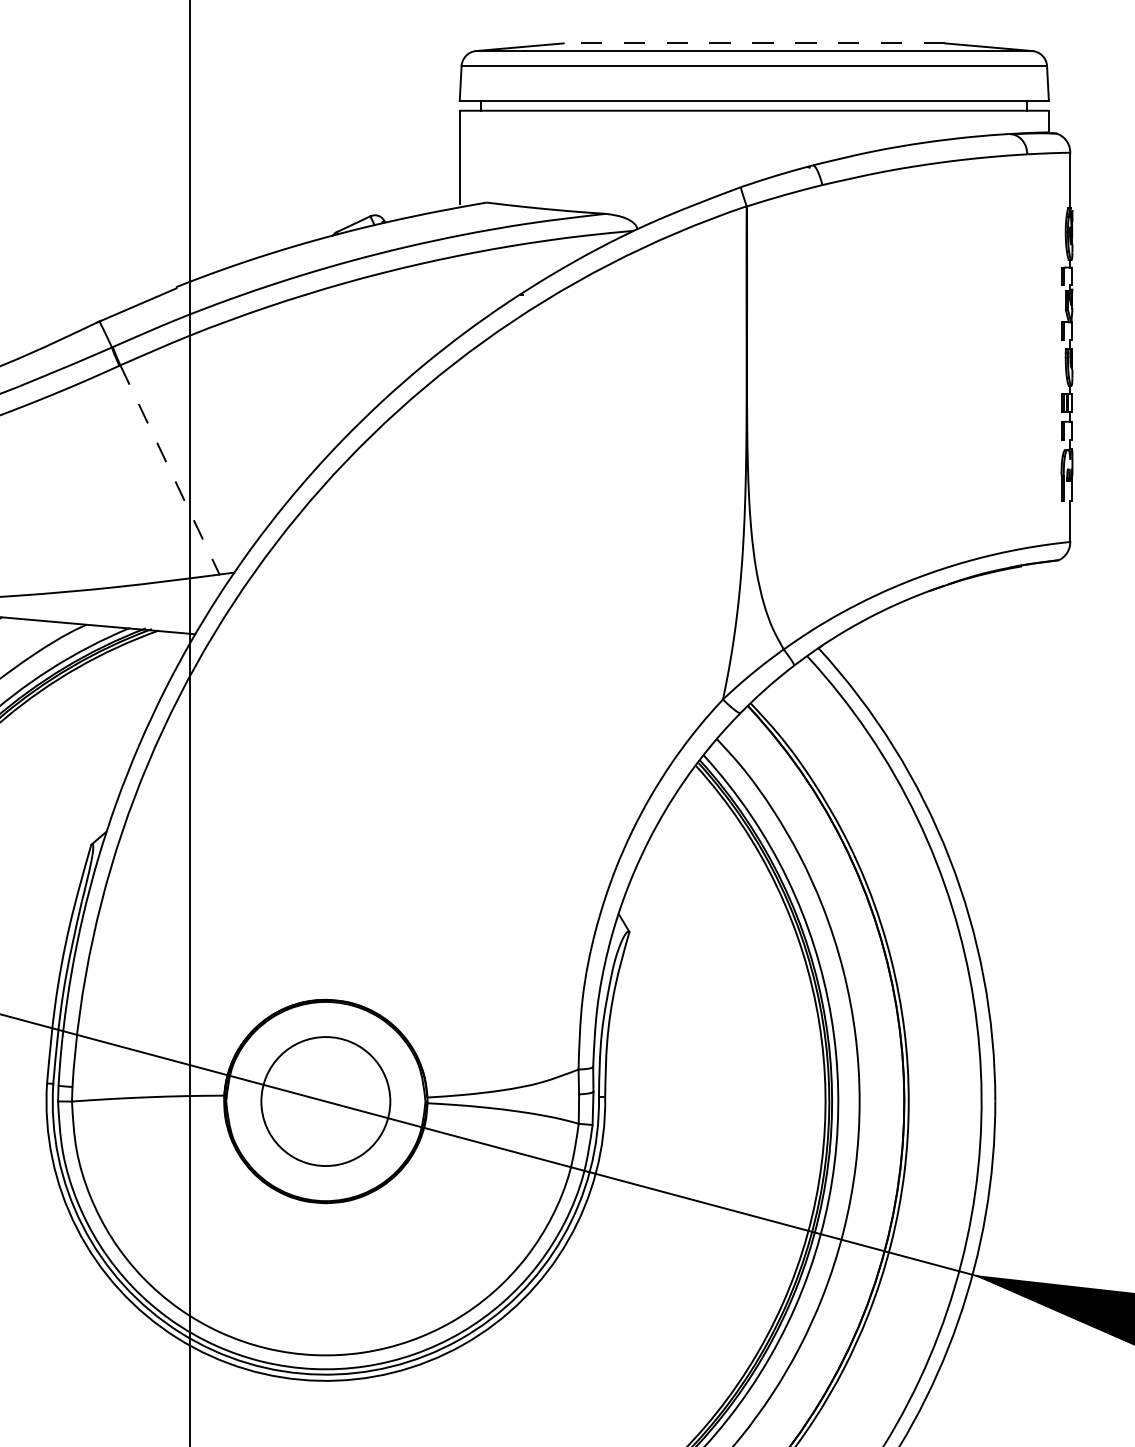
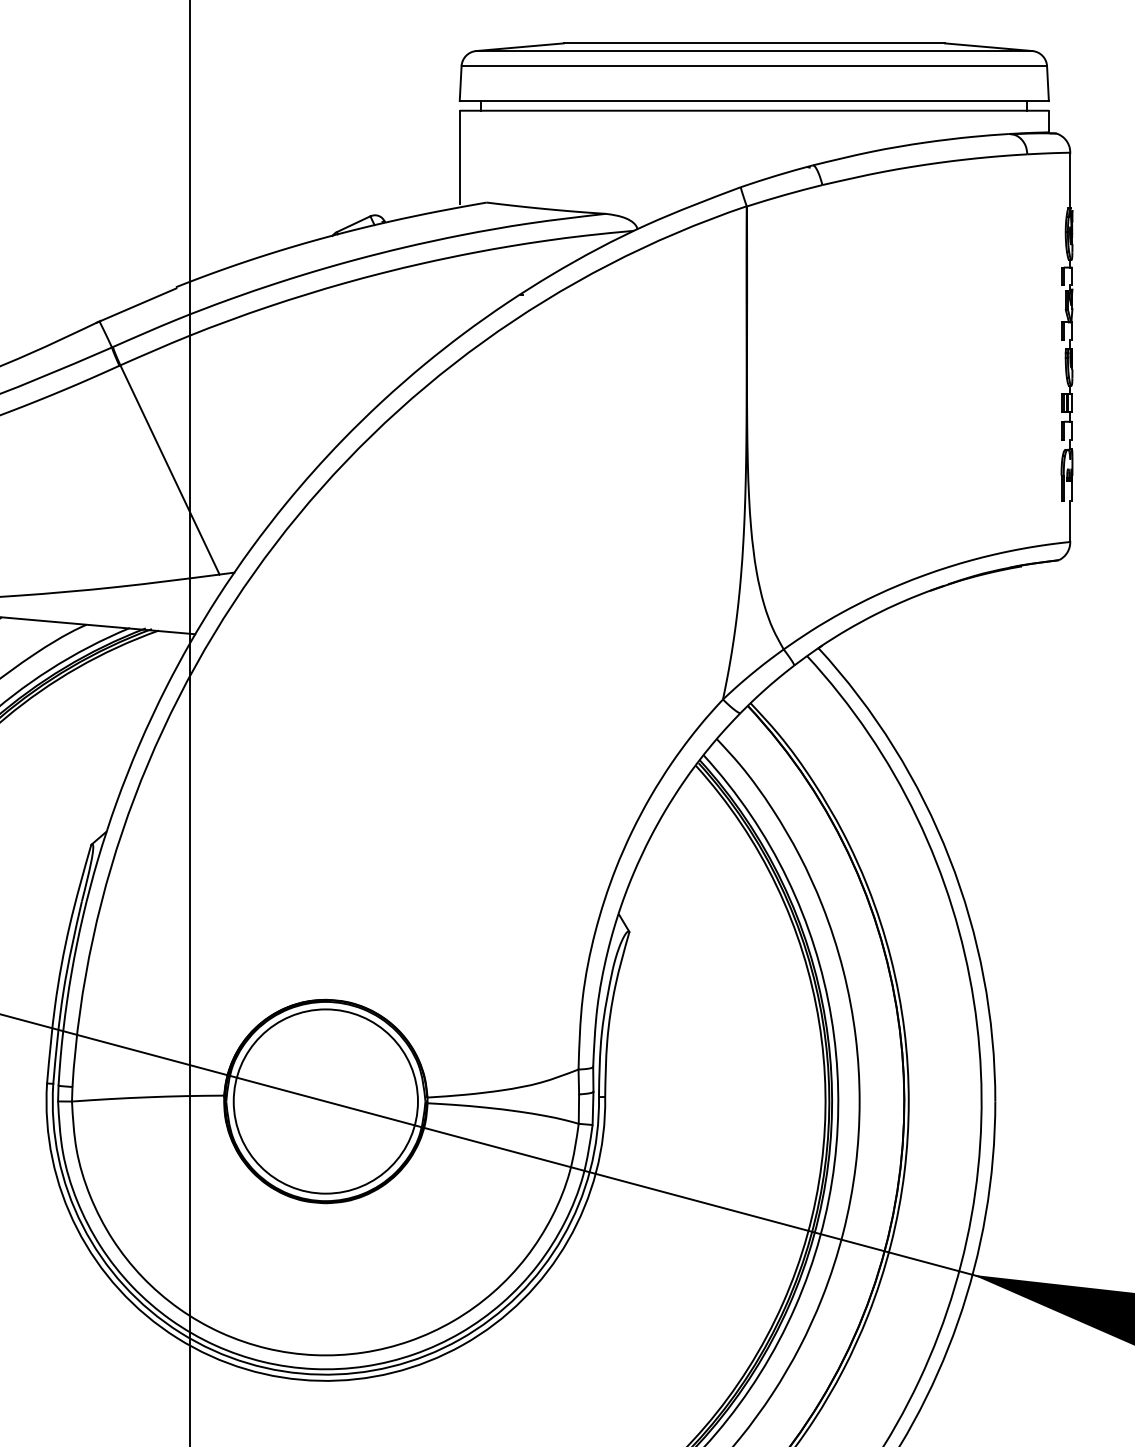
line: dashed -> solid (754, 43)
line: dashed -> solid (170, 469)
circle diameter: 129 px -> 184 px (325, 1101)
